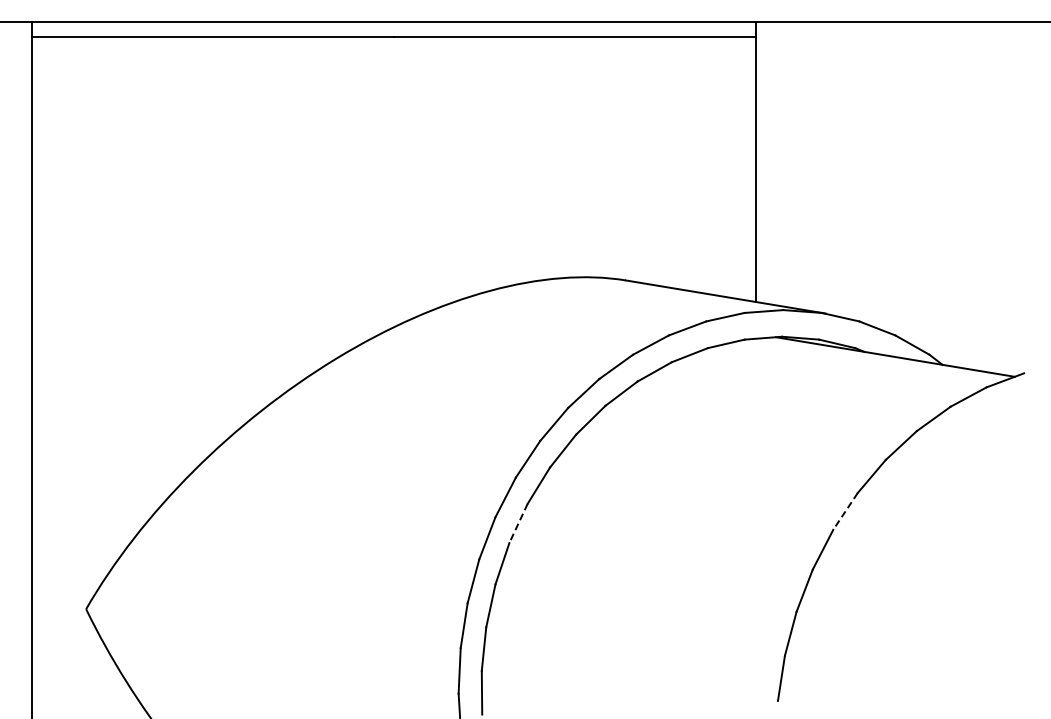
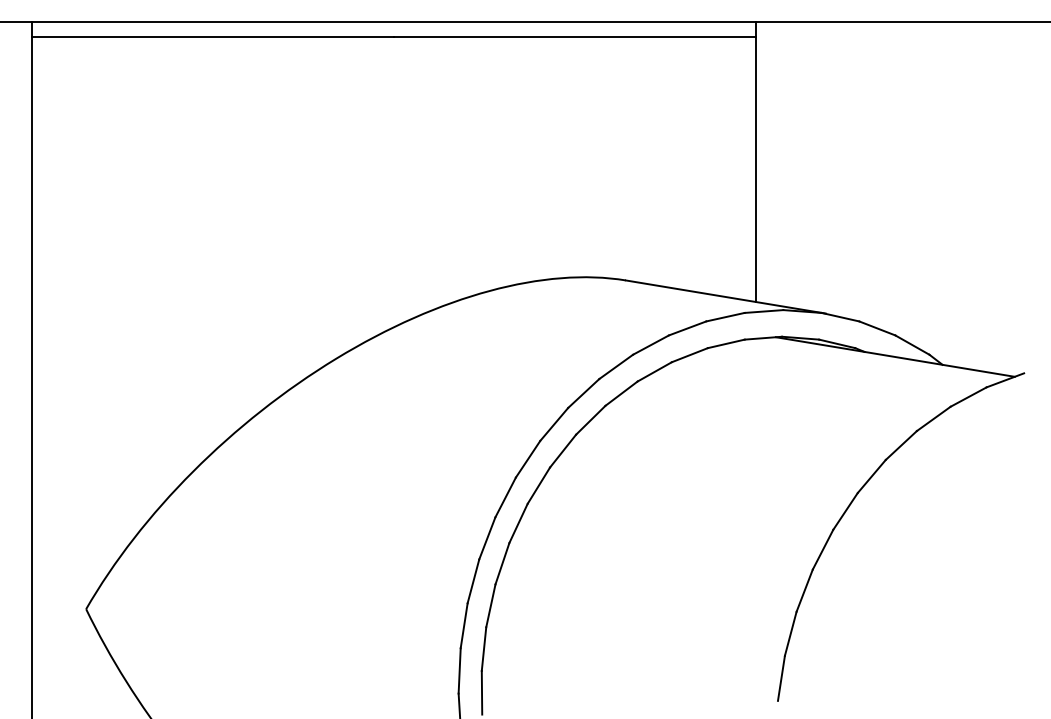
line: dashed -> solid (845, 511)
line: dashed -> solid (518, 523)
